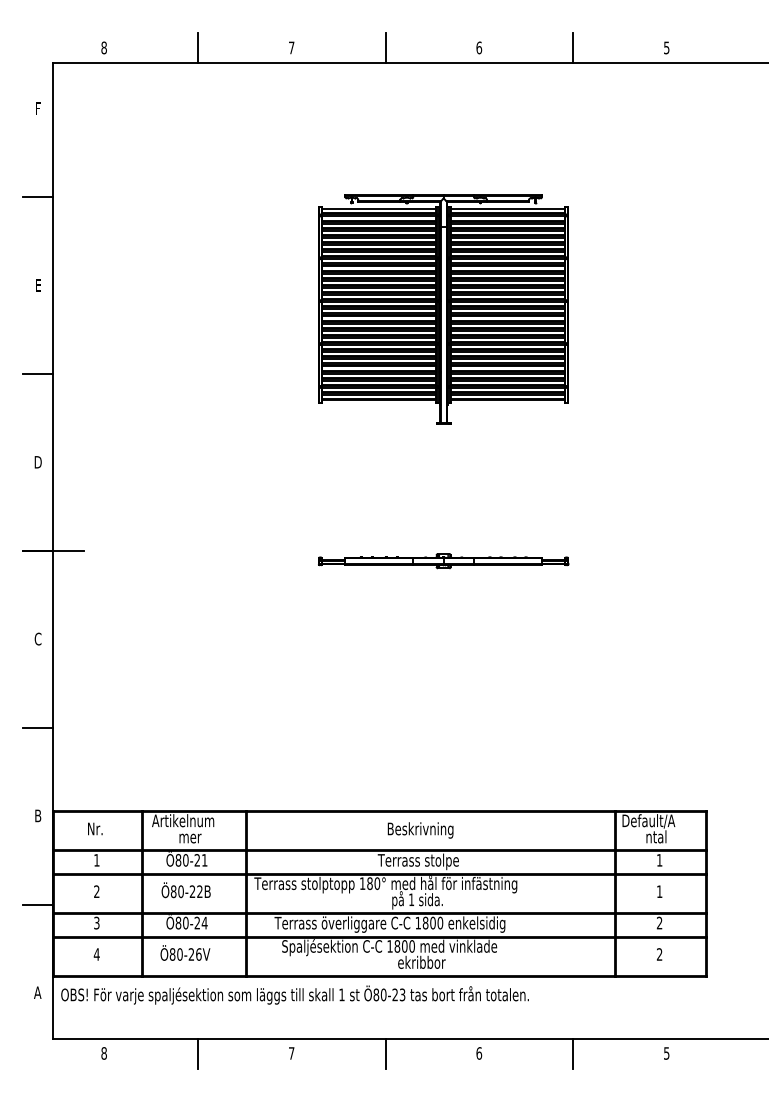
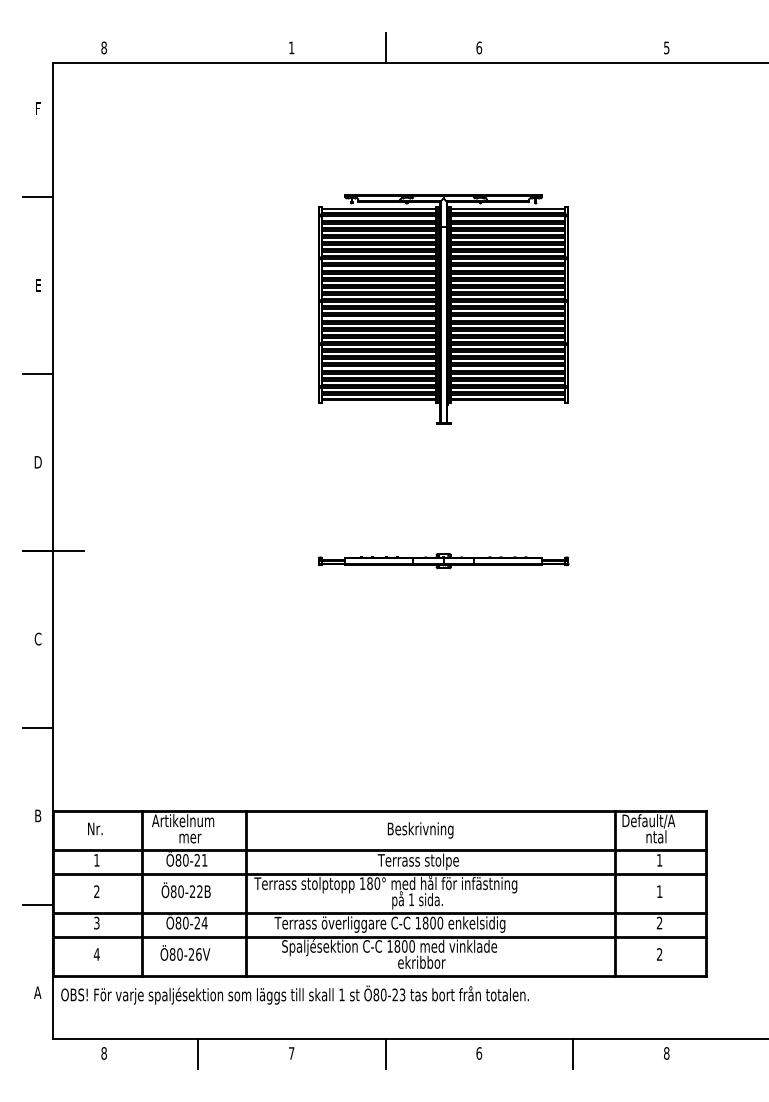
text: 7 -> 1 (291, 47)
line: present -> none (198, 48)
line: present -> none (573, 48)
text: 5 -> 8 (666, 1053)
